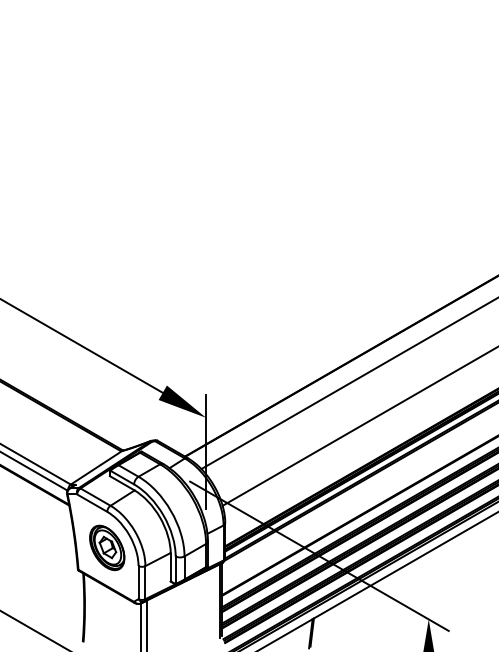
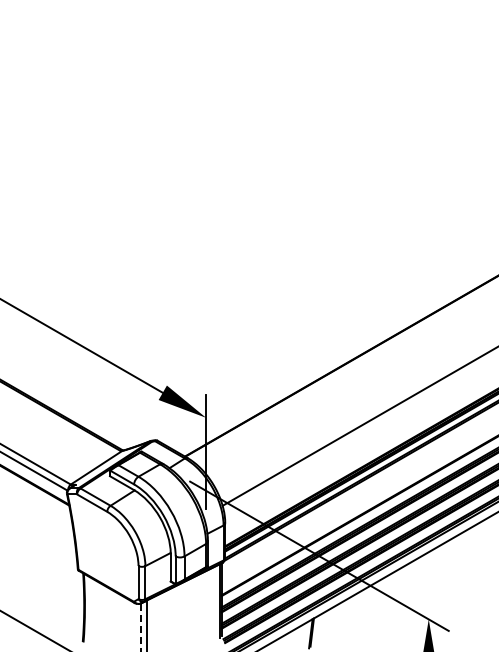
line: present -> none (348, 384)
part: present -> none (107, 547)
line: solid -> dashed (140, 627)
